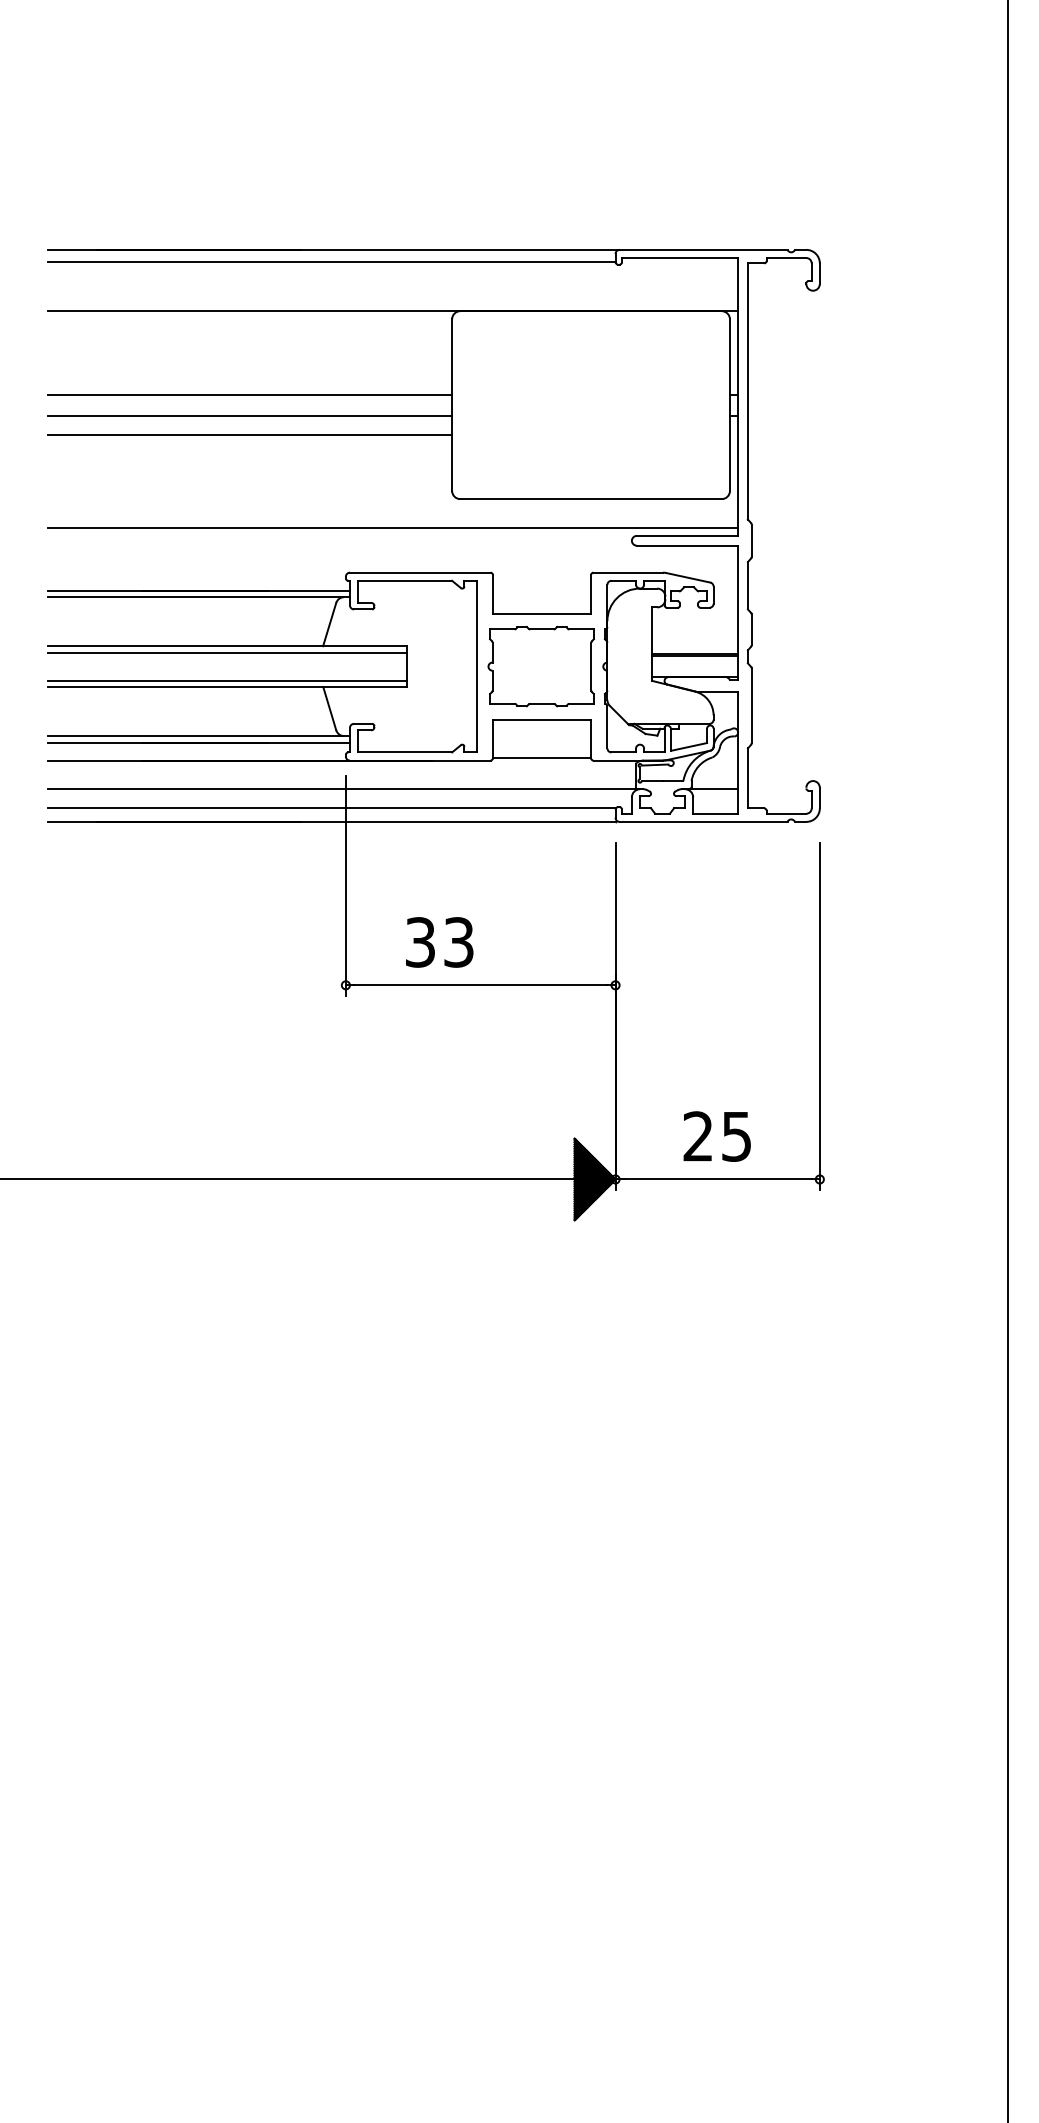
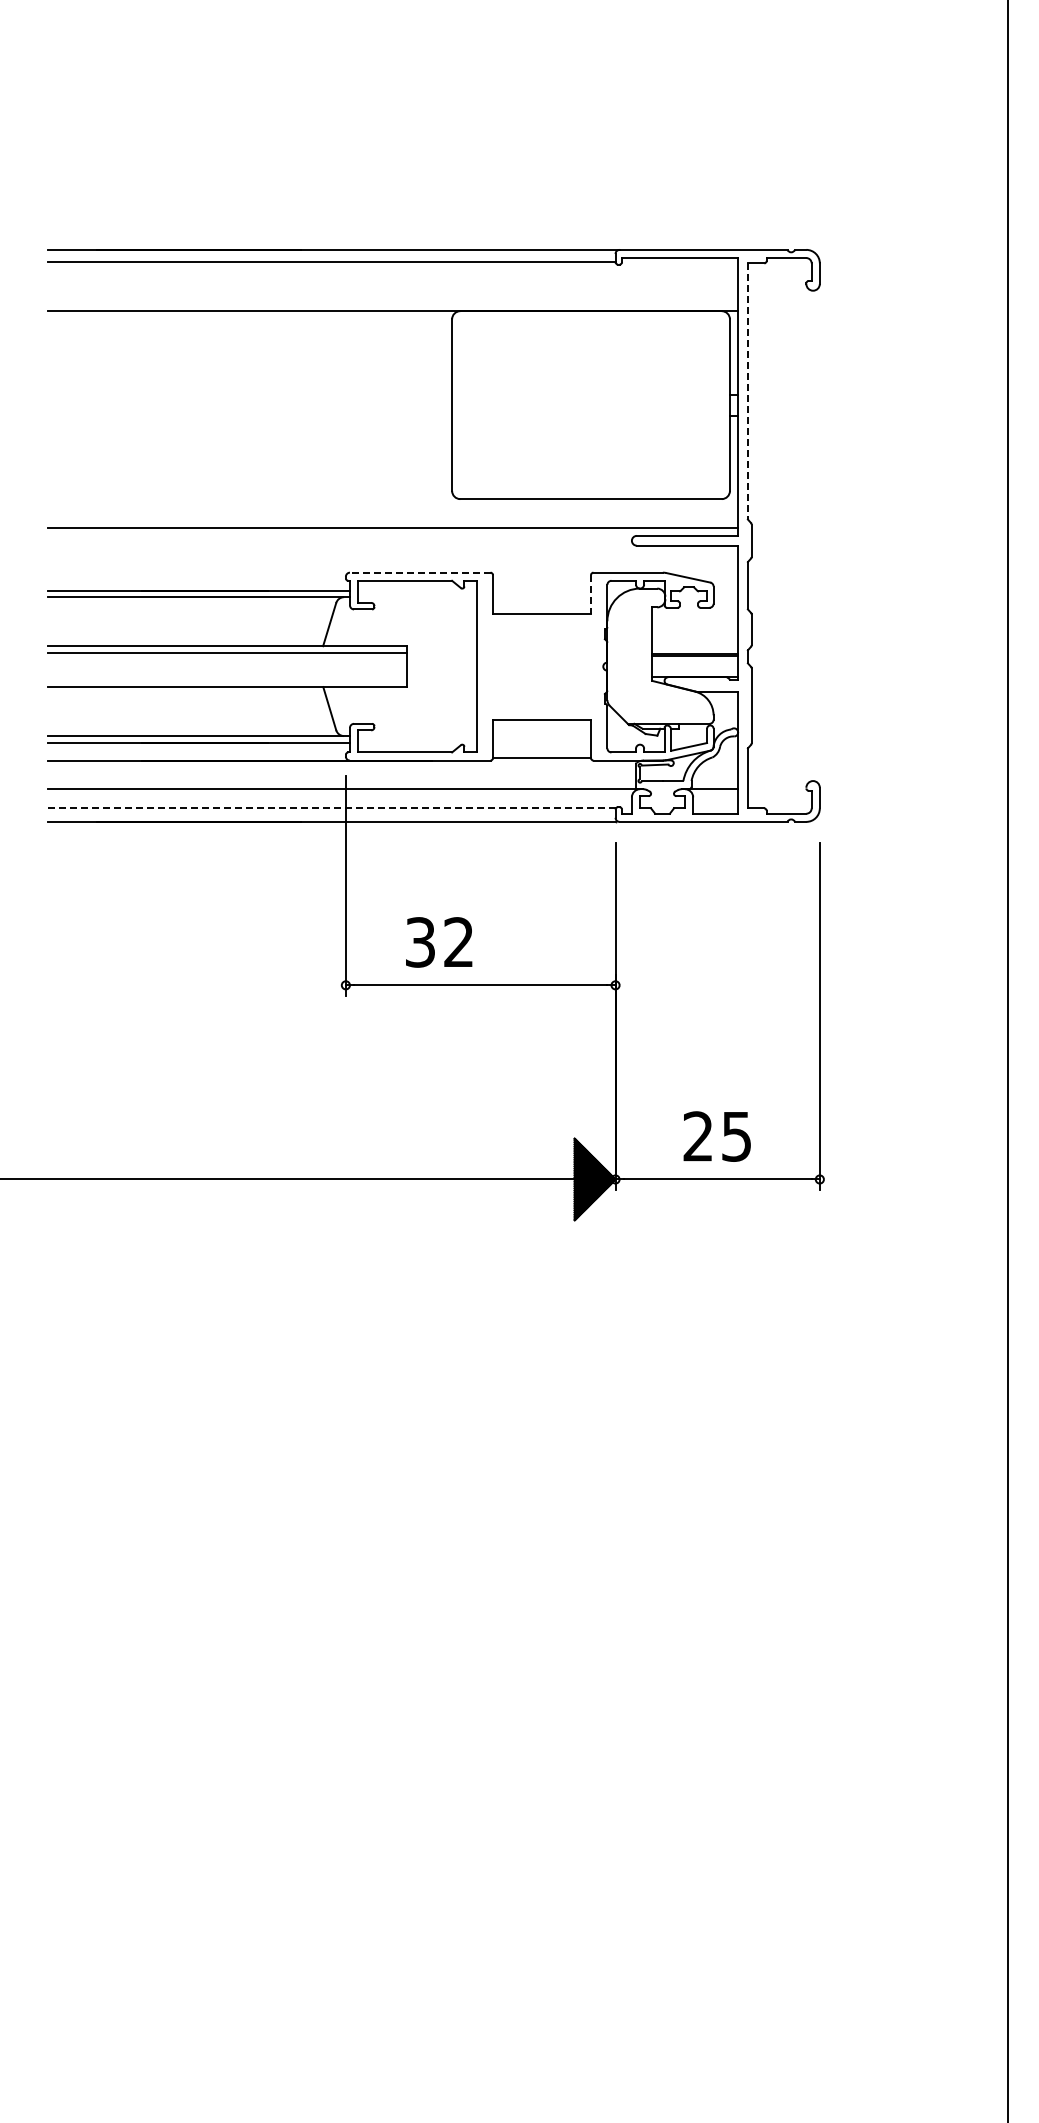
line: solid -> dashed (747, 391)
line: present -> none (249, 394)
line: present -> none (249, 415)
line: present -> none (249, 434)
line: solid -> dashed (419, 572)
line: solid -> dashed (591, 594)
part: present -> none (540, 666)
line: present -> none (227, 680)
line: solid -> dashed (332, 808)
text: 33 -> 32 (458, 942)
